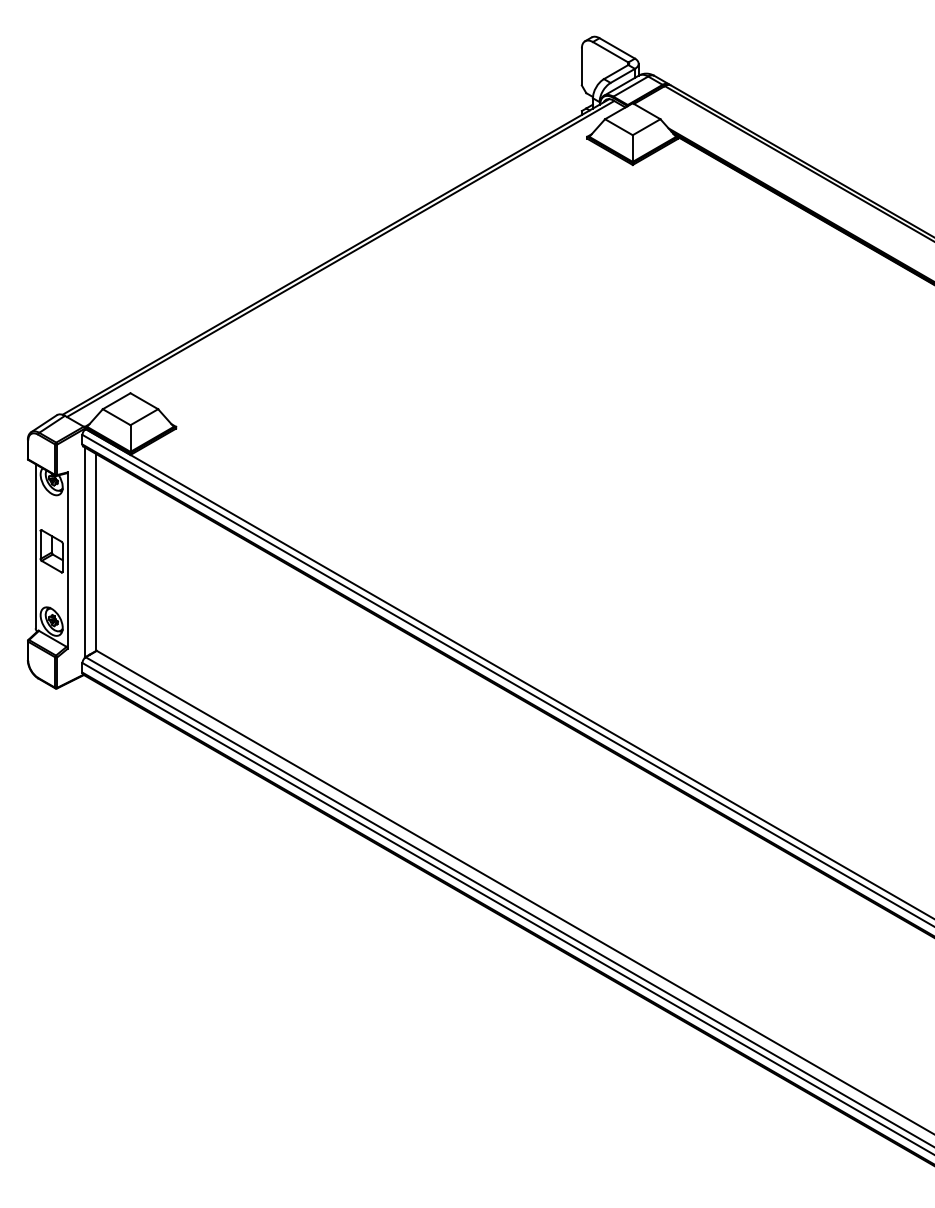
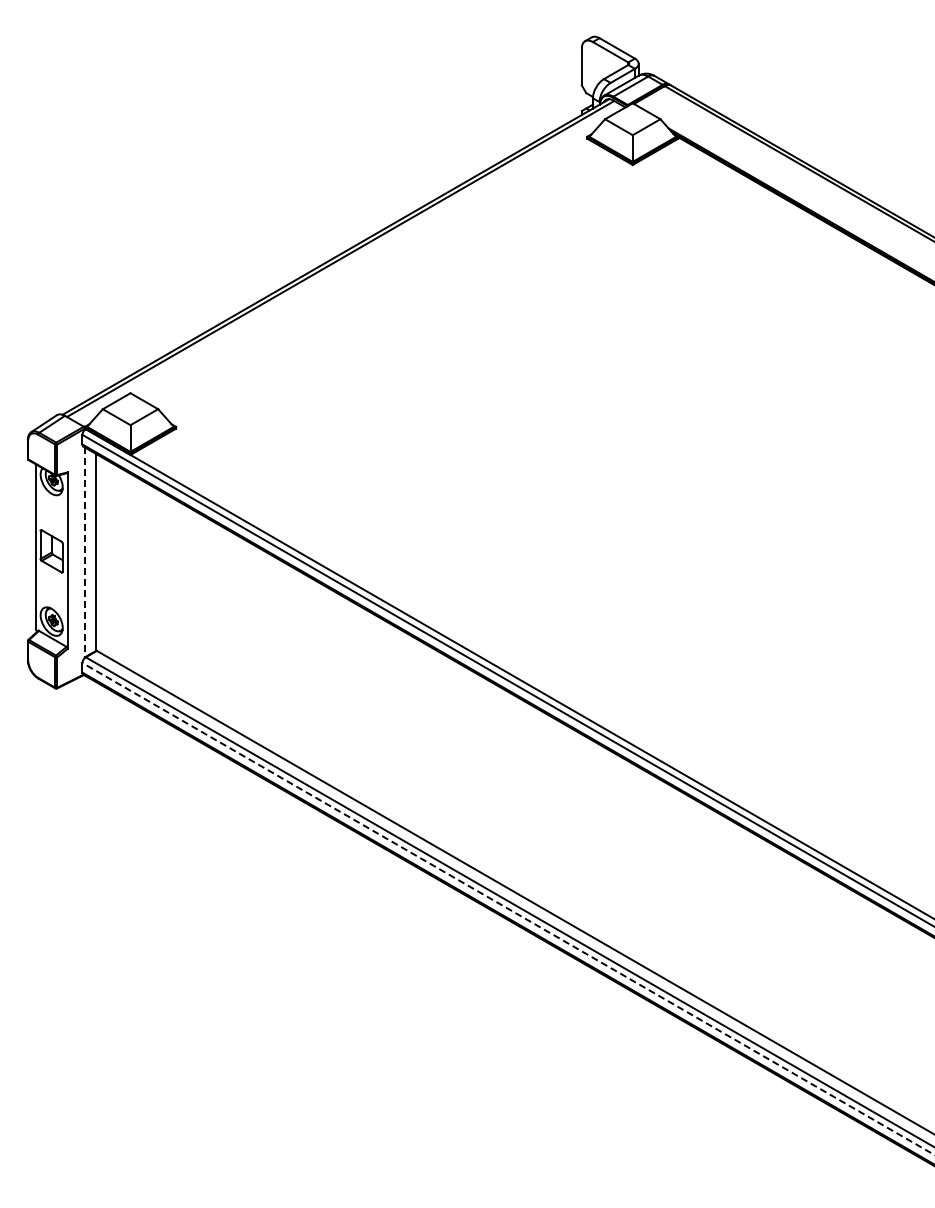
line: solid -> dashed (84, 552)
line: solid -> dashed (508, 909)
